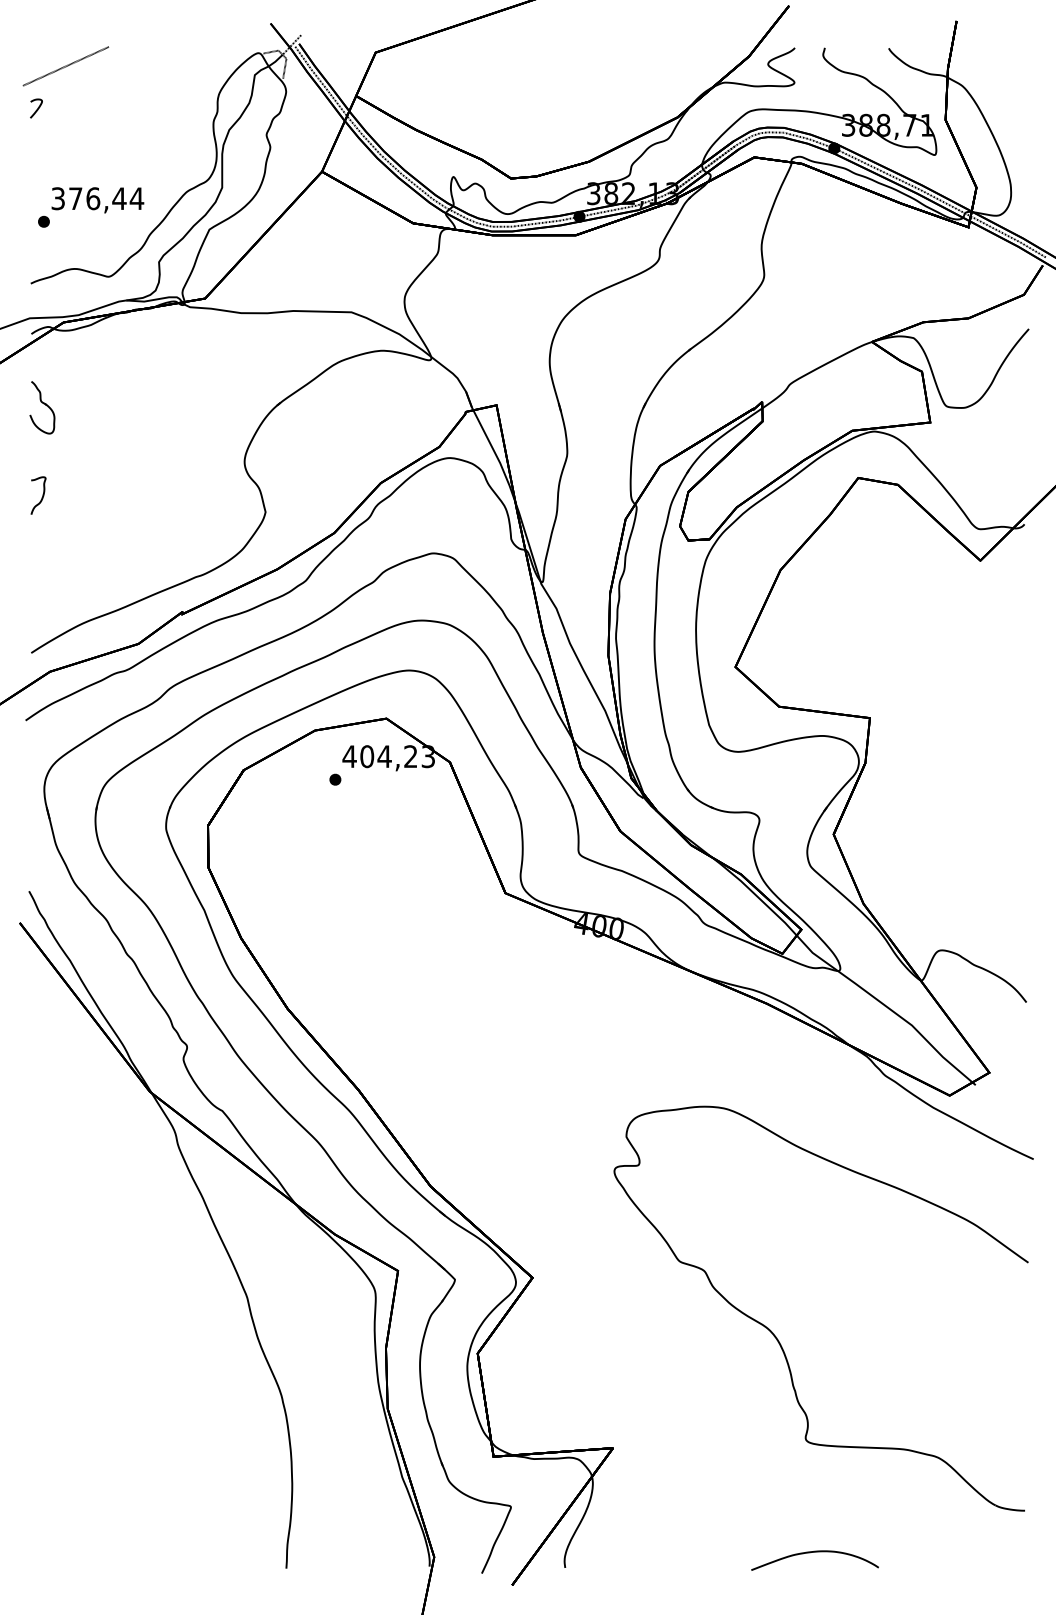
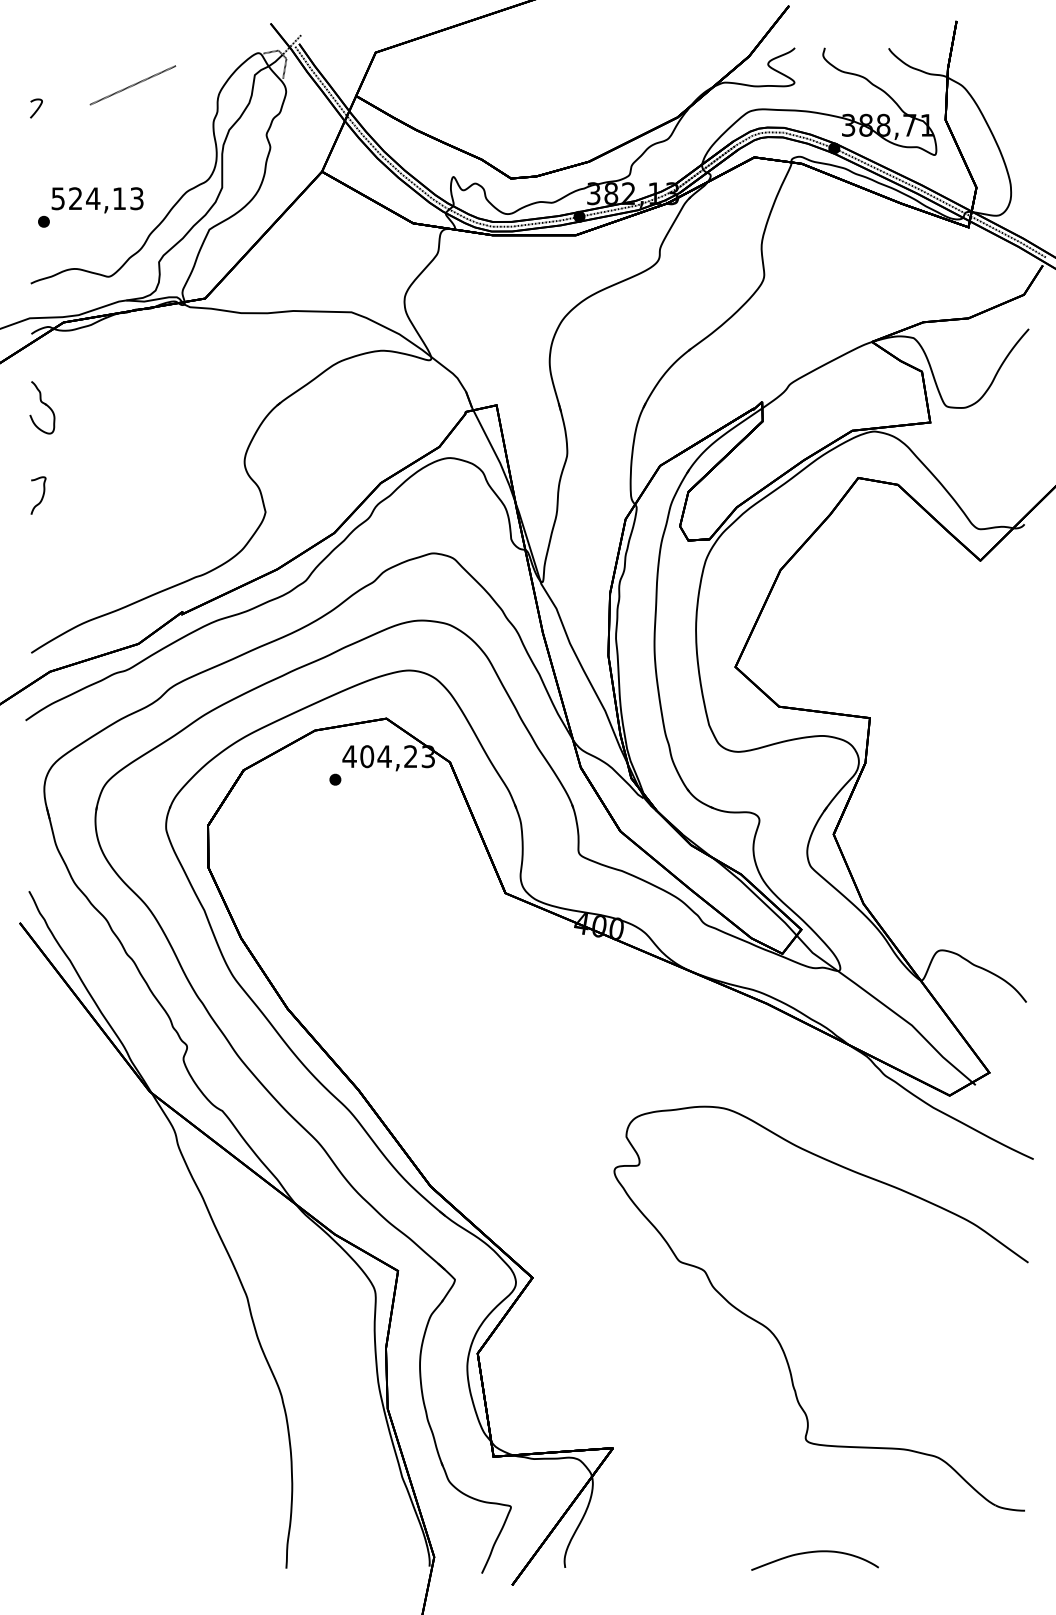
line position: (65, 66) -> (132, 85) (132, 85)
text: 376,44 -> 524,13 (98, 198)
